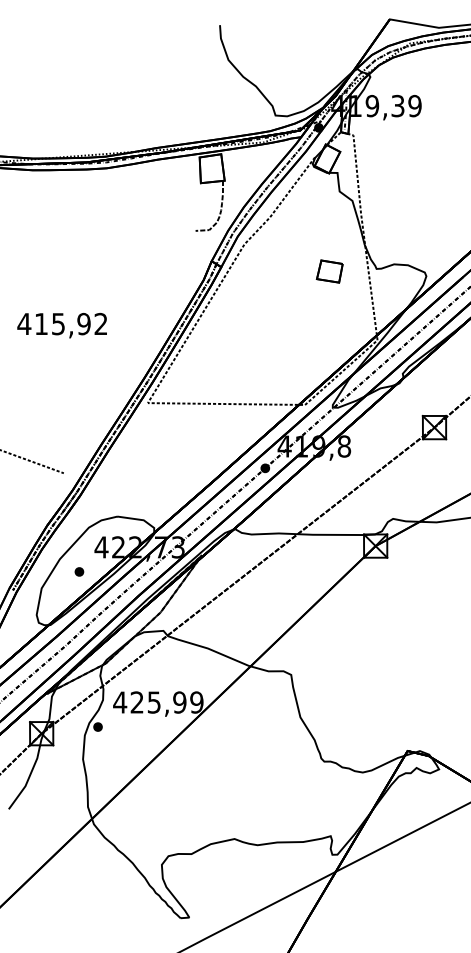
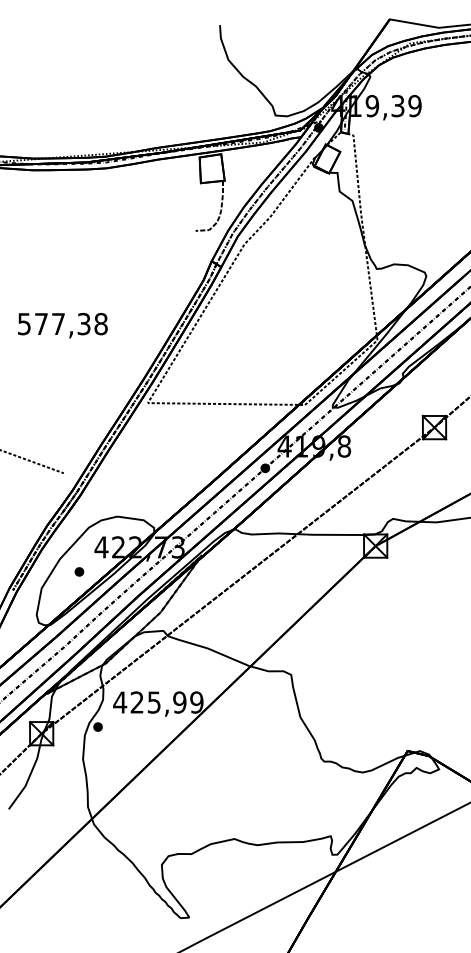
part: present -> none (329, 271)
text: 415,92 -> 577,38 (62, 324)
